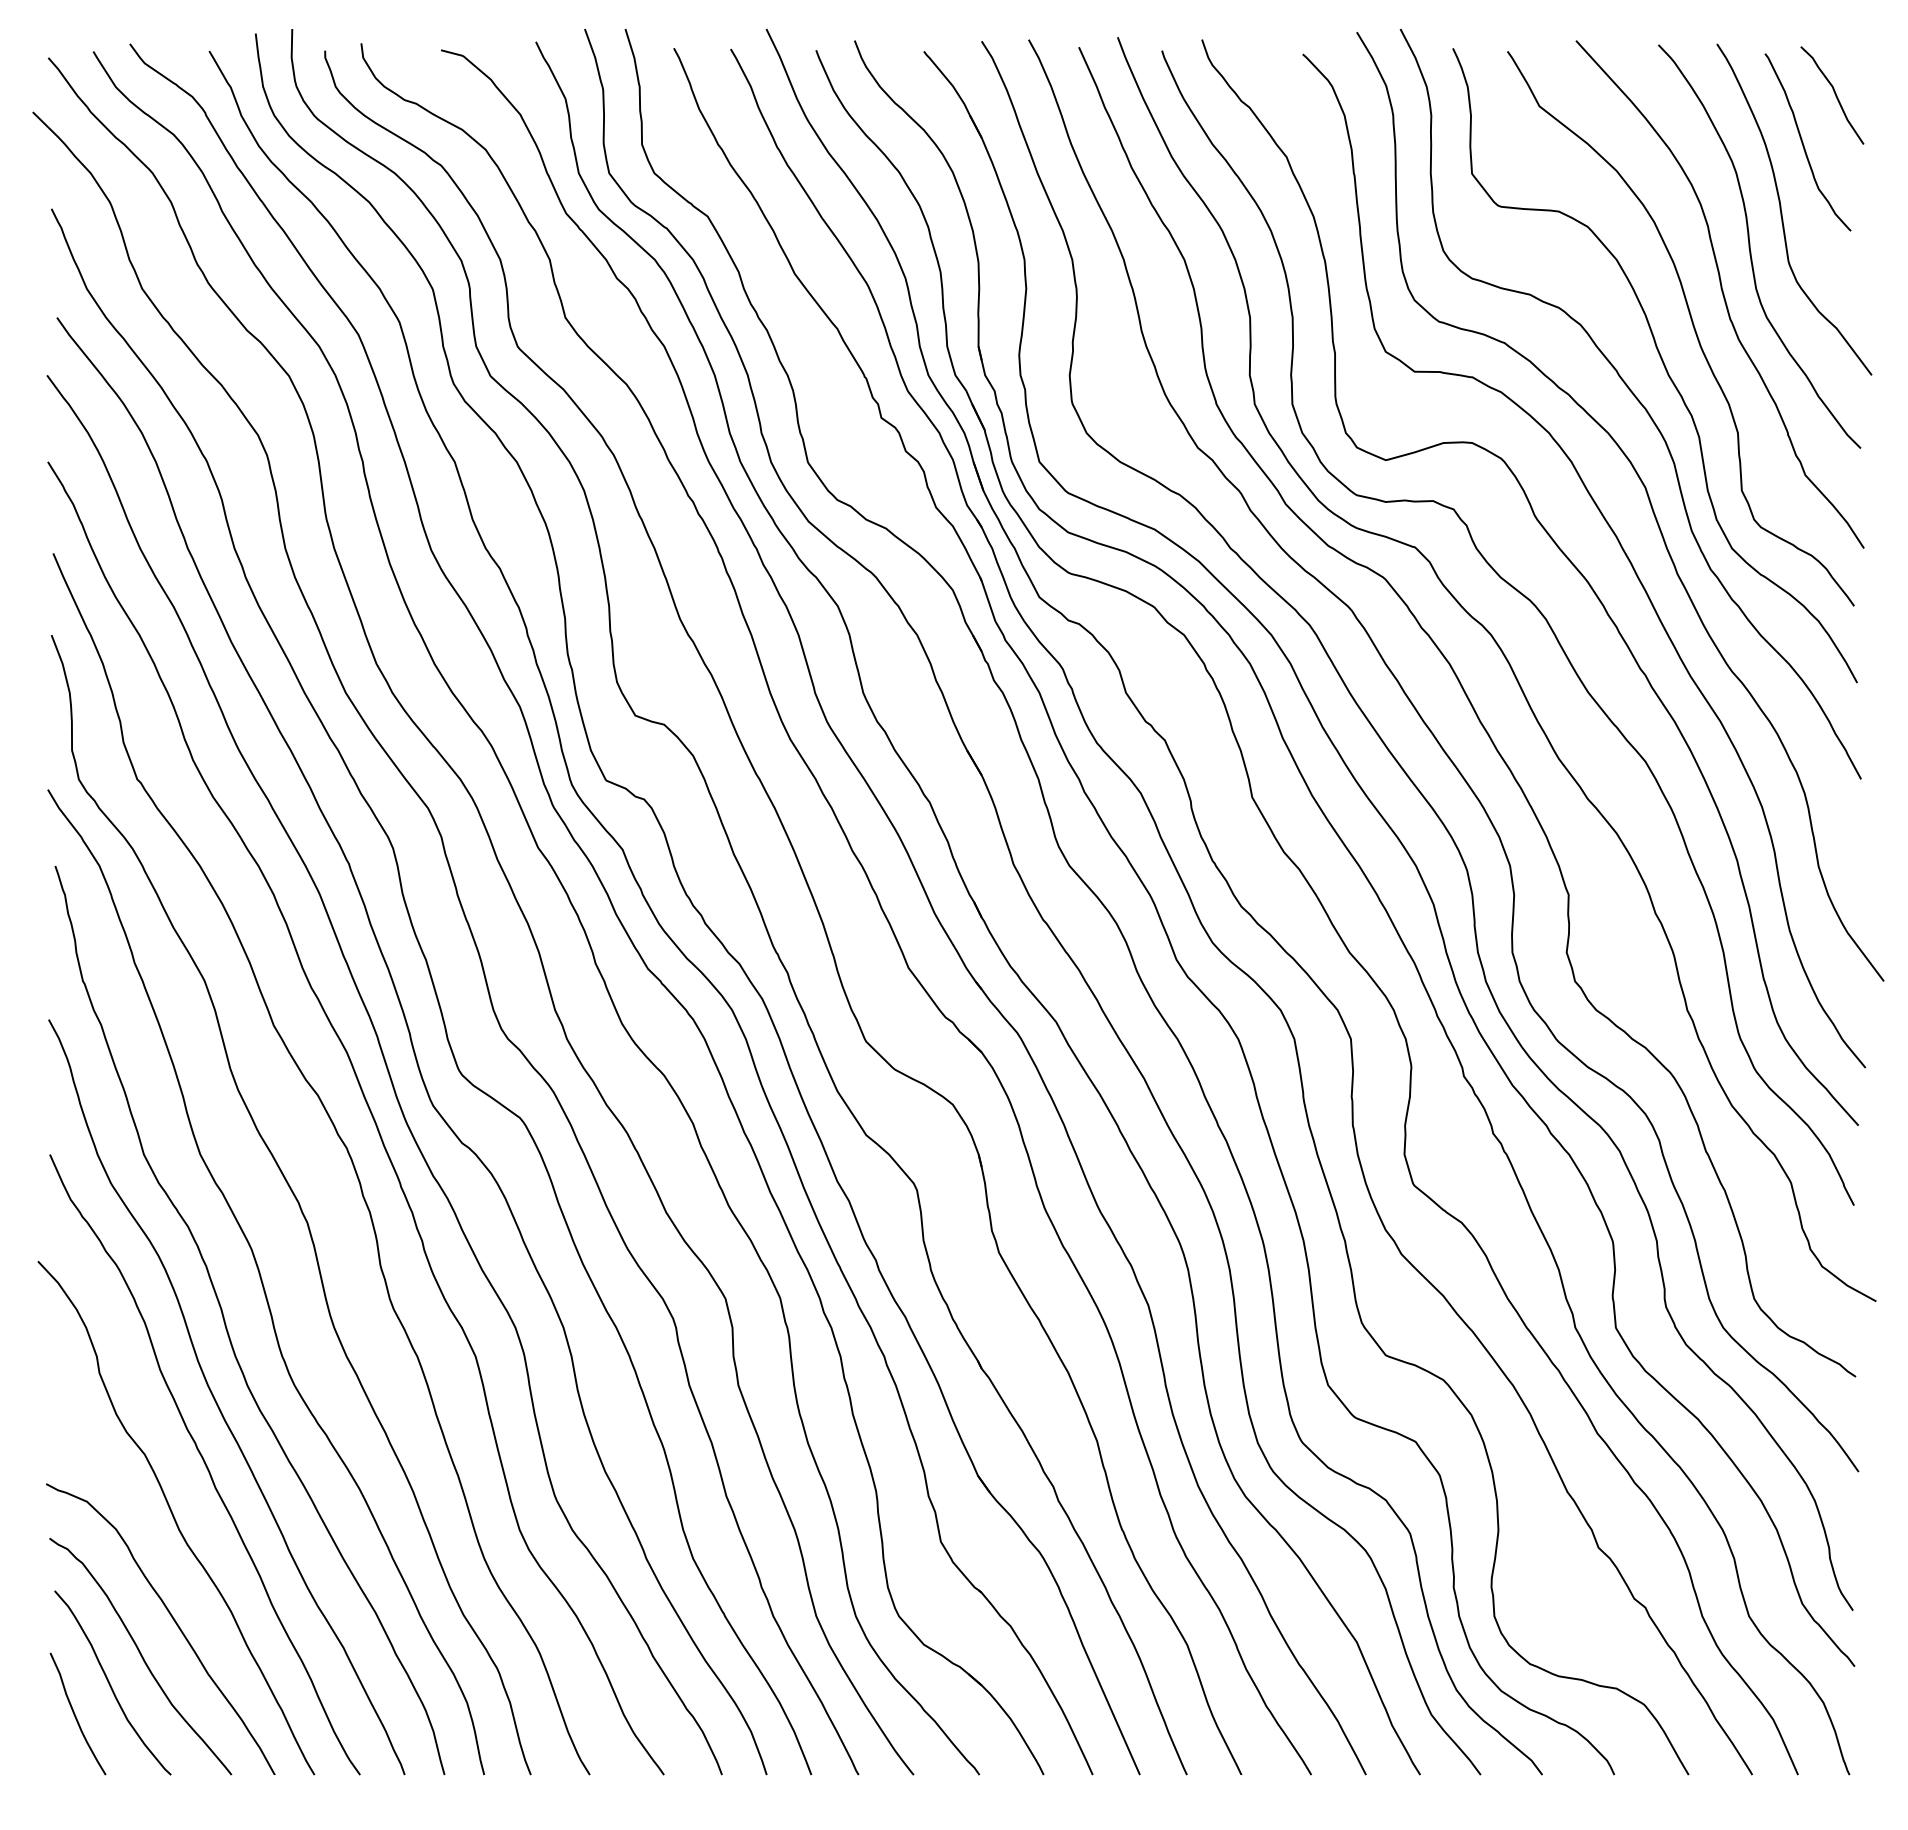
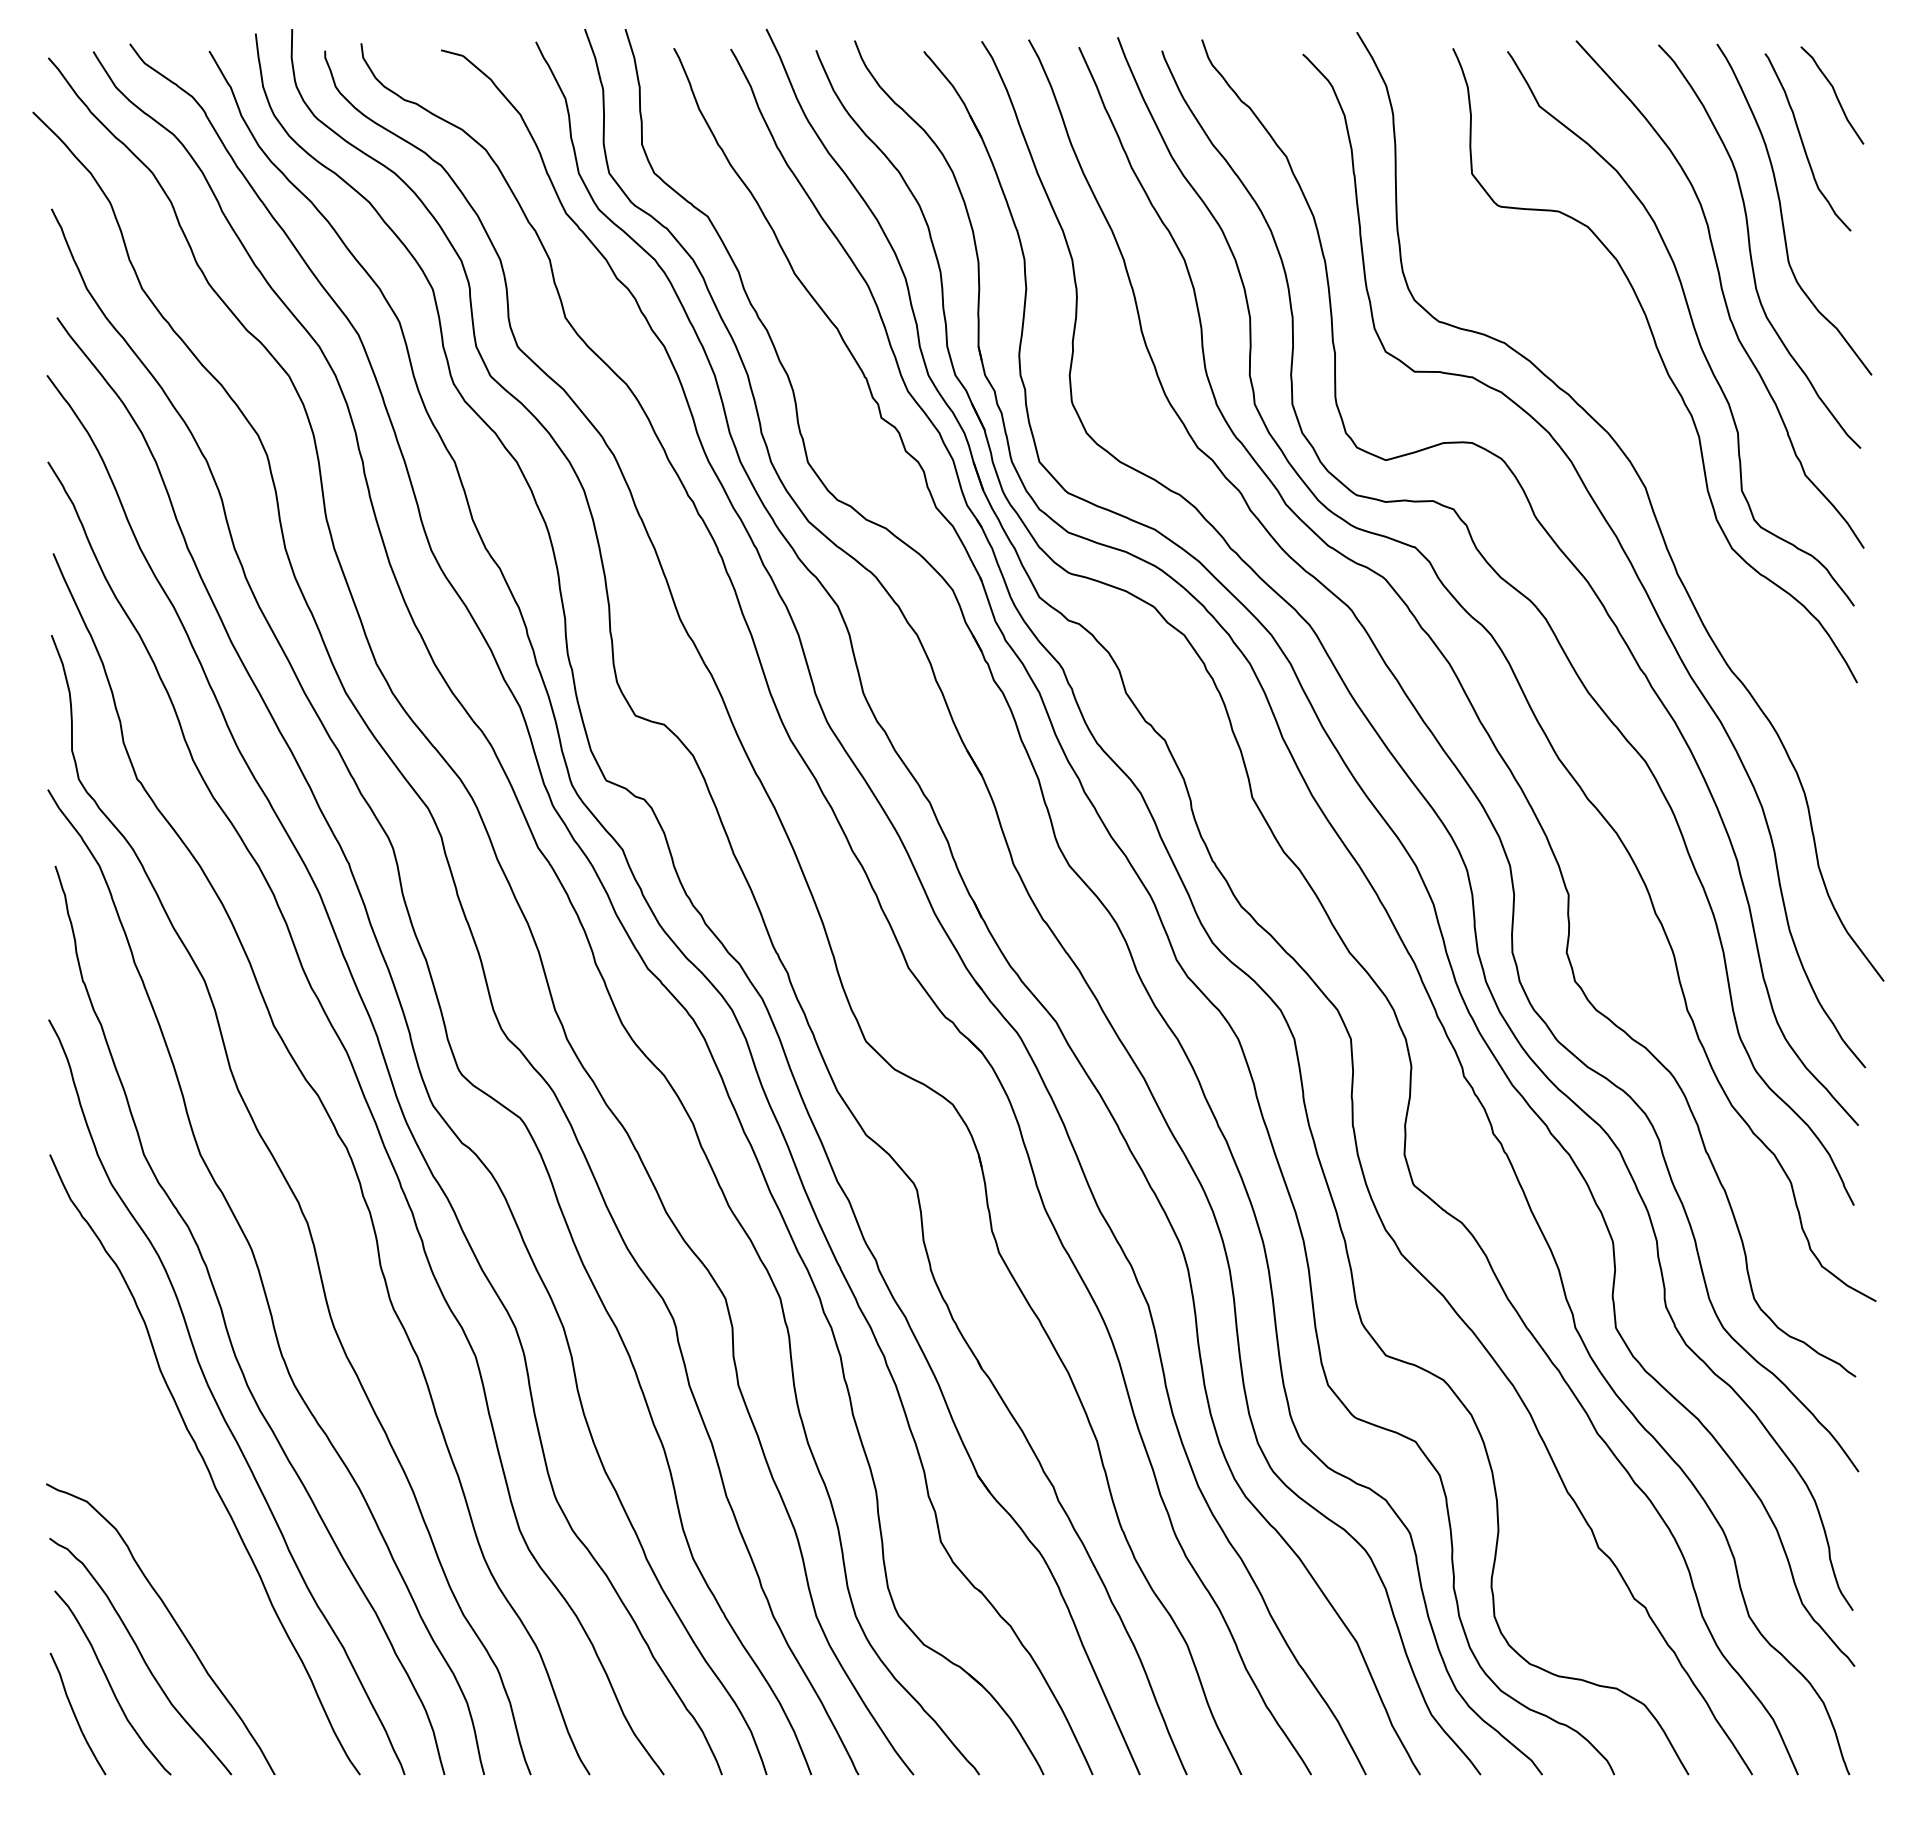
curve: present -> none (1635, 398)
curve: present -> none (175, 1518)
